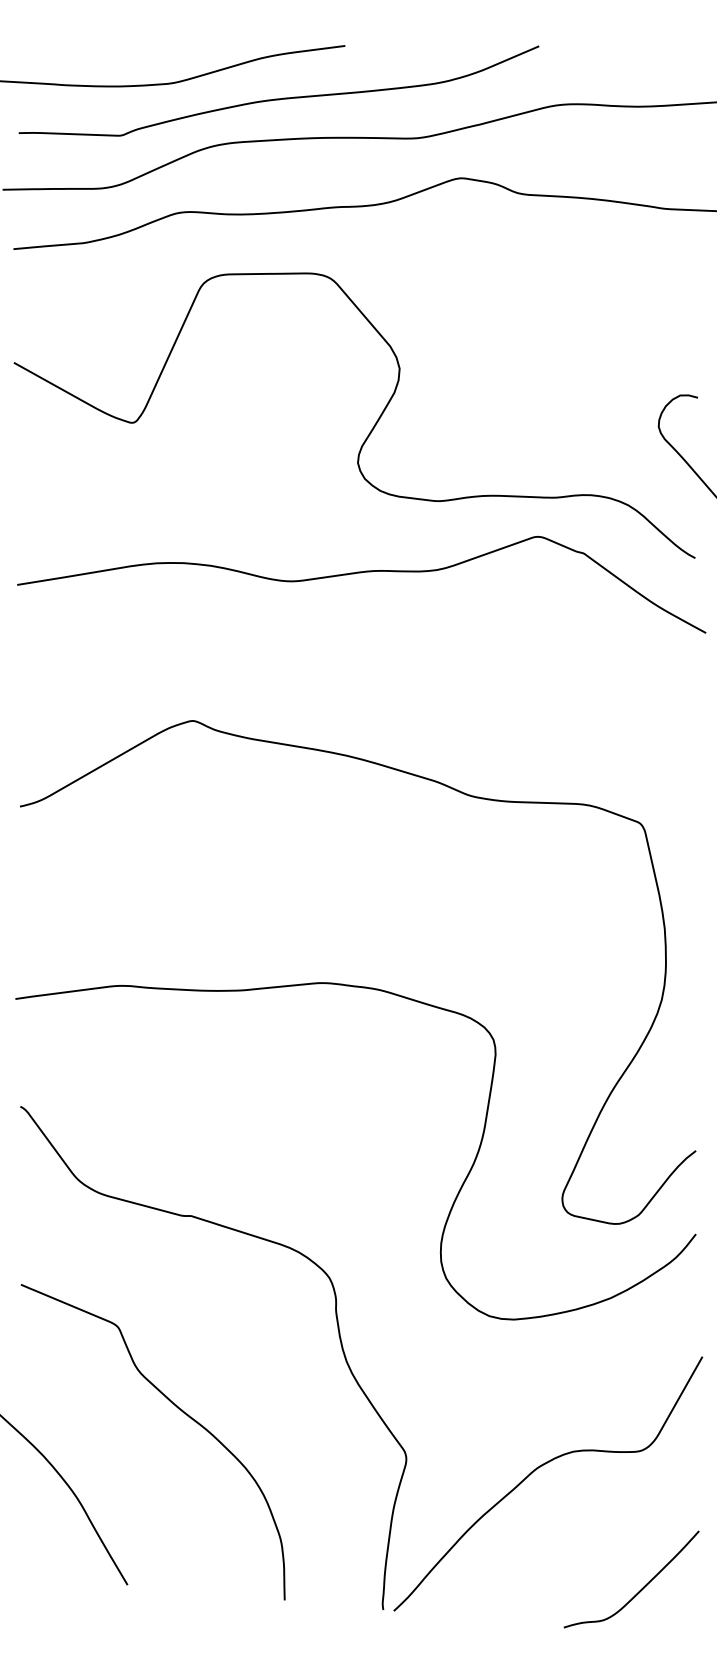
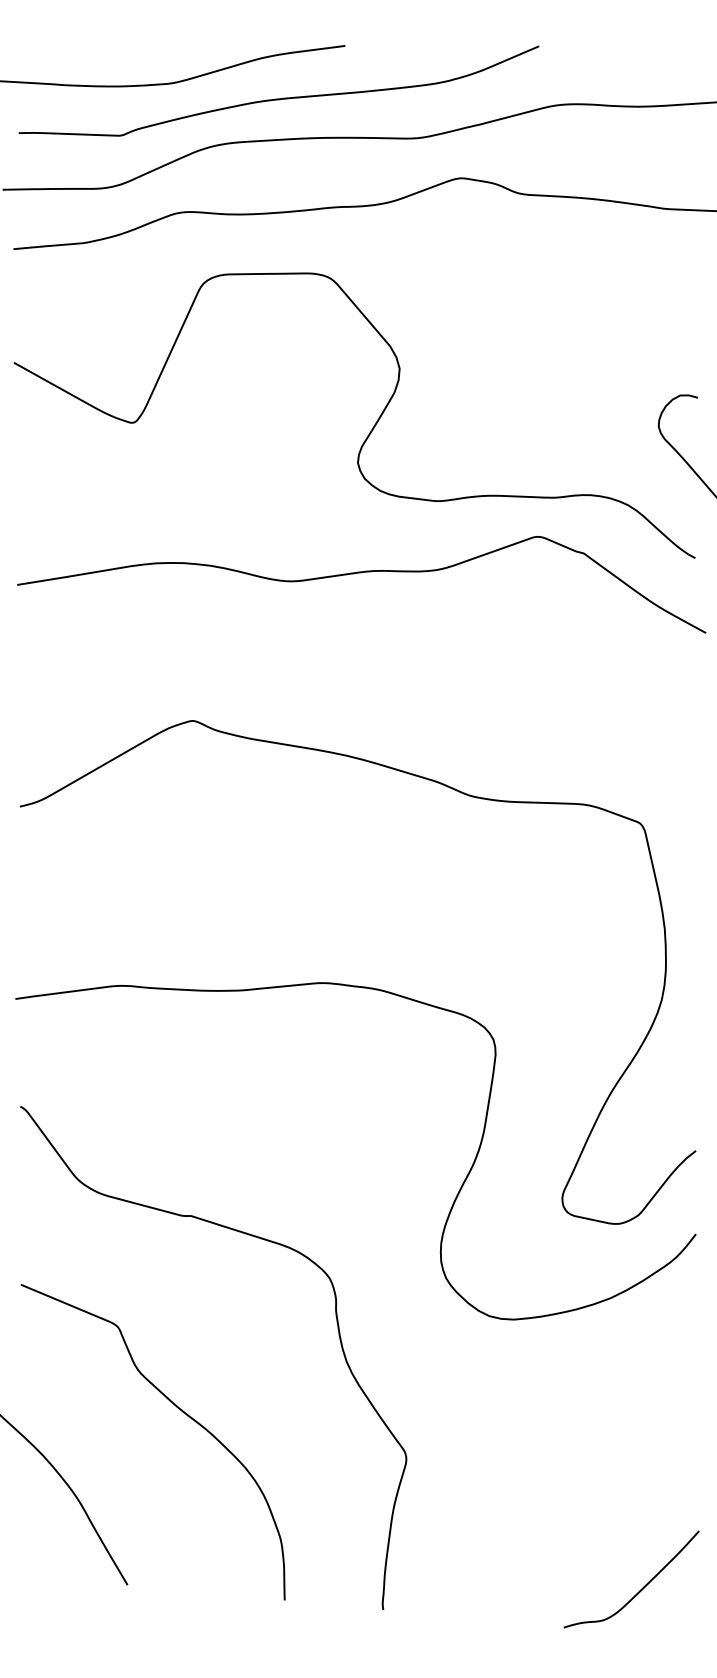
curve: present -> none (536, 1470)
